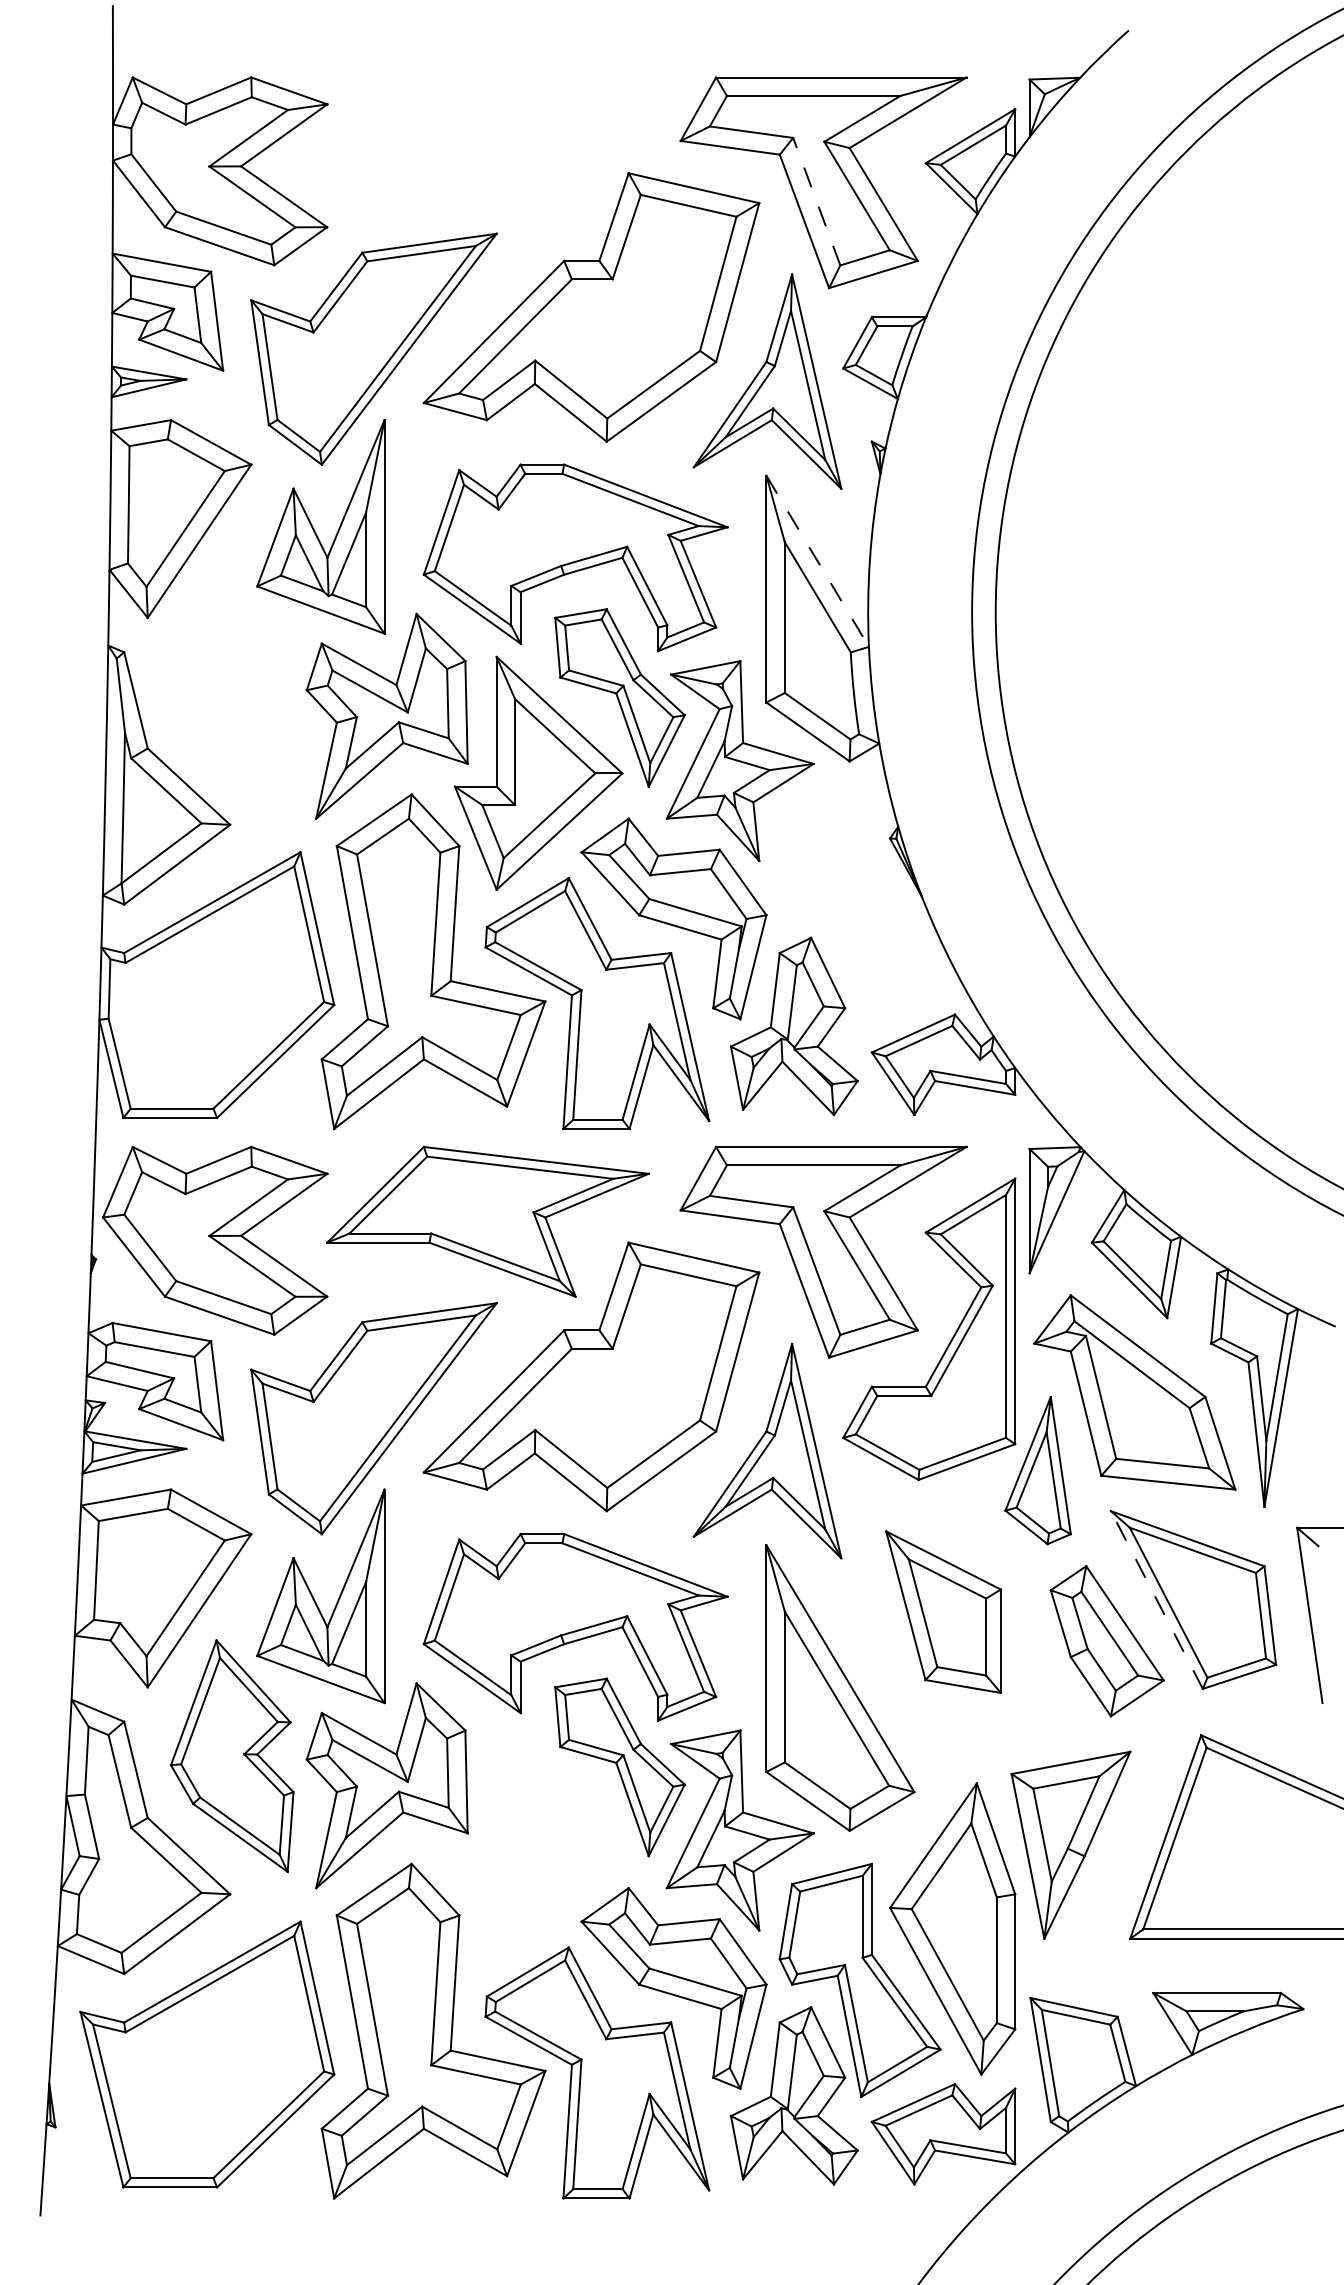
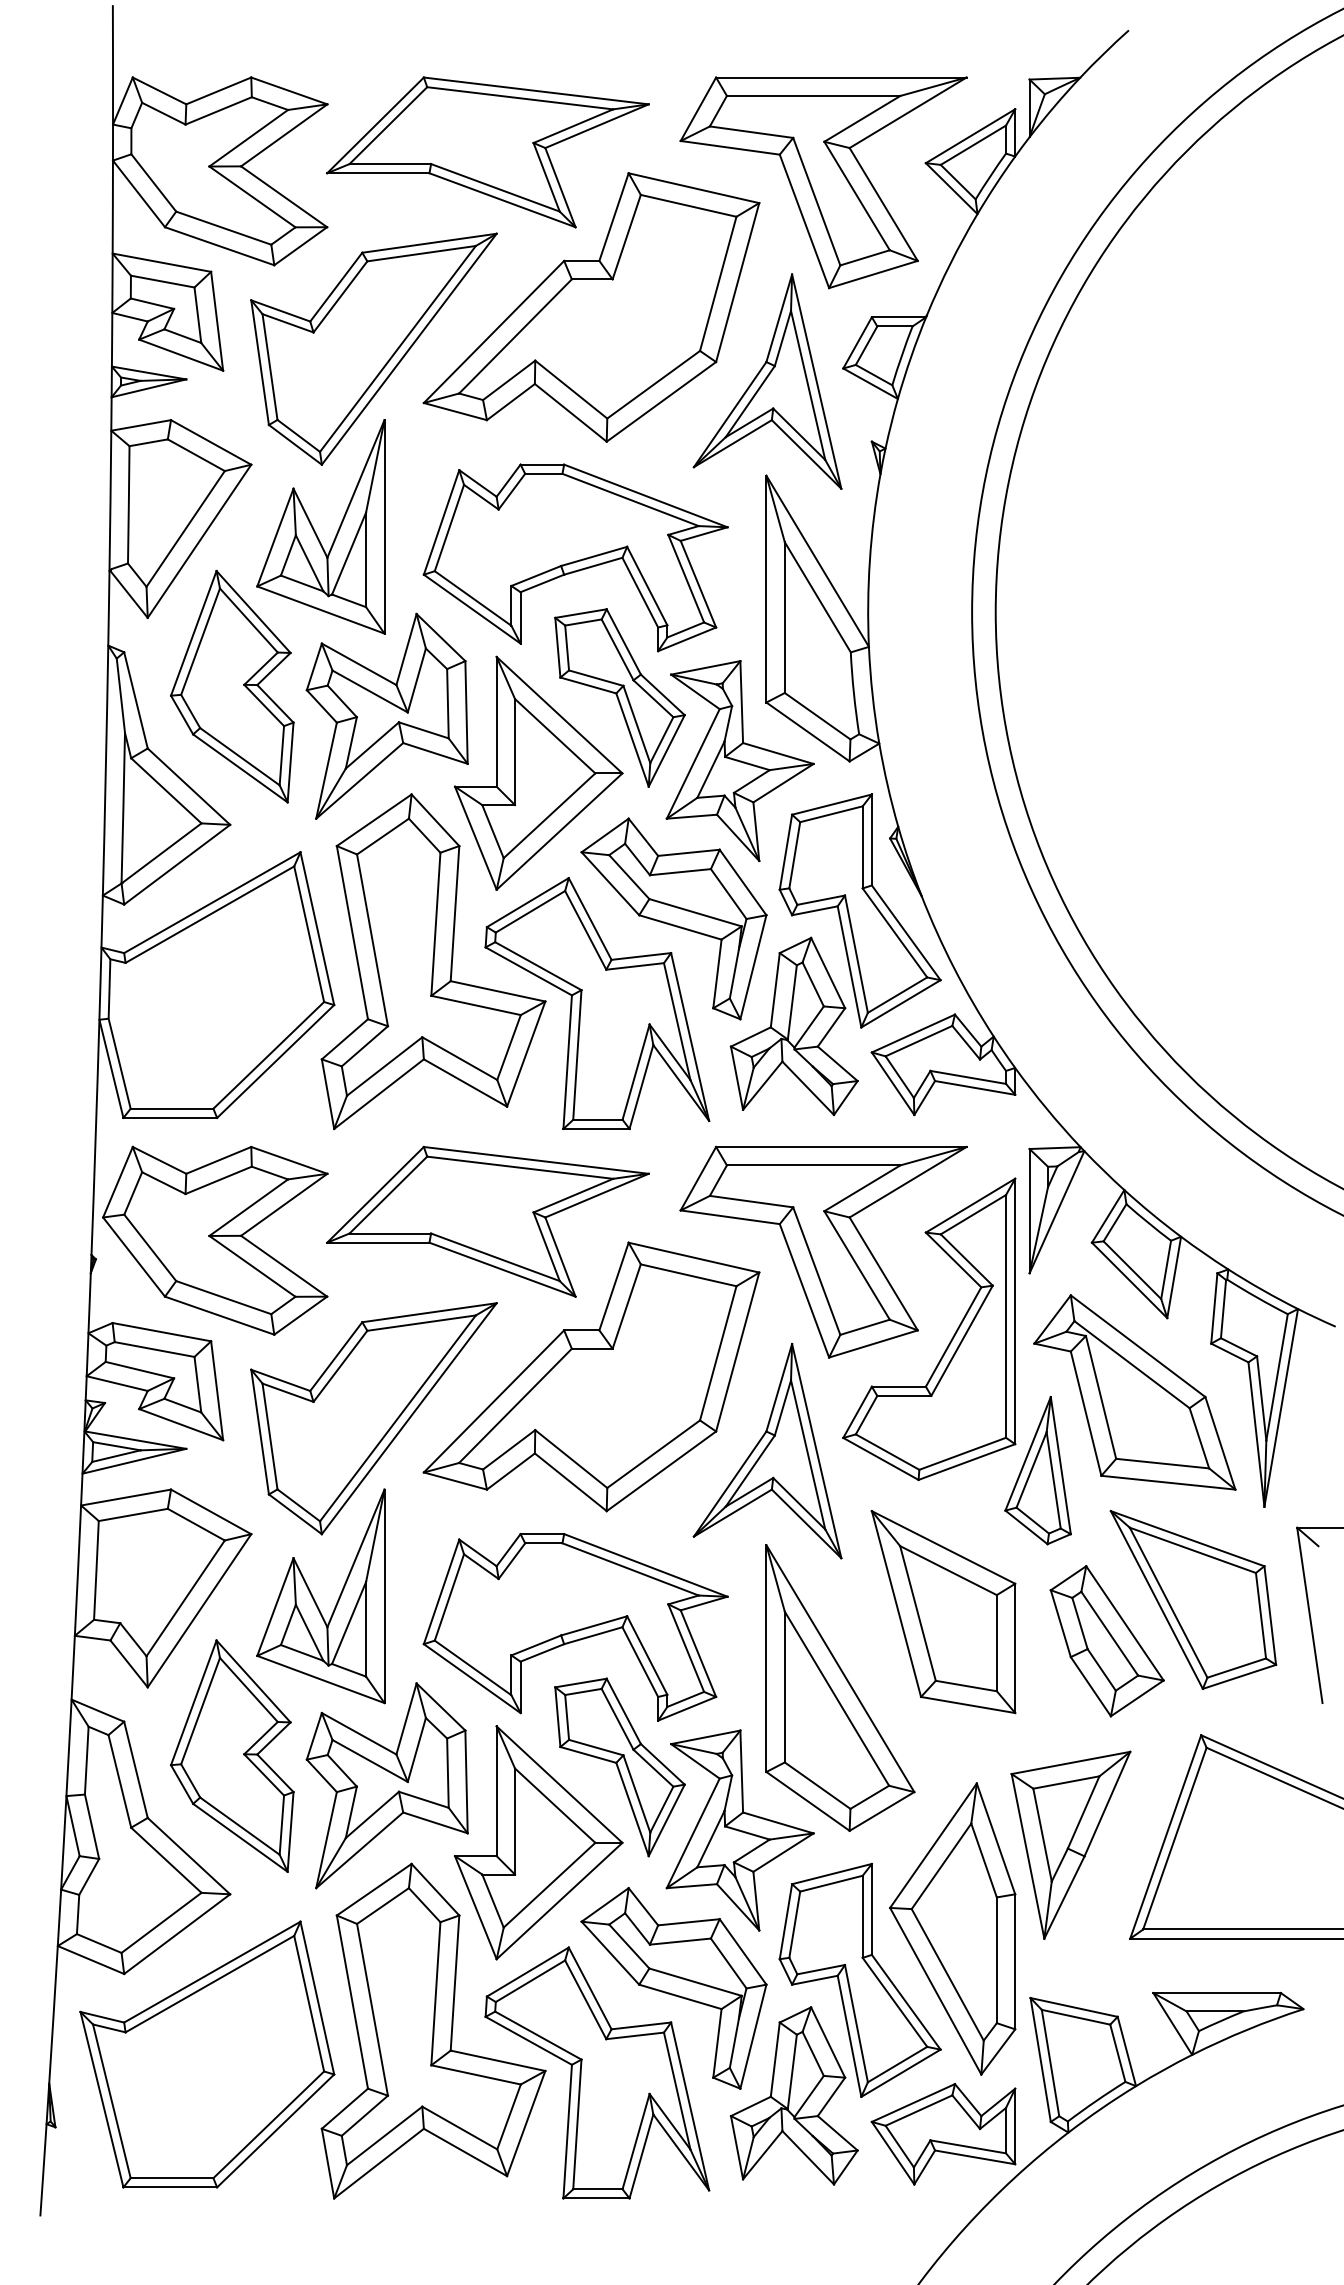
part: none -> present (487, 152)
line: dashed -> solid (816, 201)
line: dashed -> solid (817, 561)
part: none -> present (232, 686)
part: none -> present (859, 910)
line: dashed -> solid (1156, 1599)
part size: 117x164 px -> 147x205 px (943, 1612)
part: none -> present (538, 1842)
